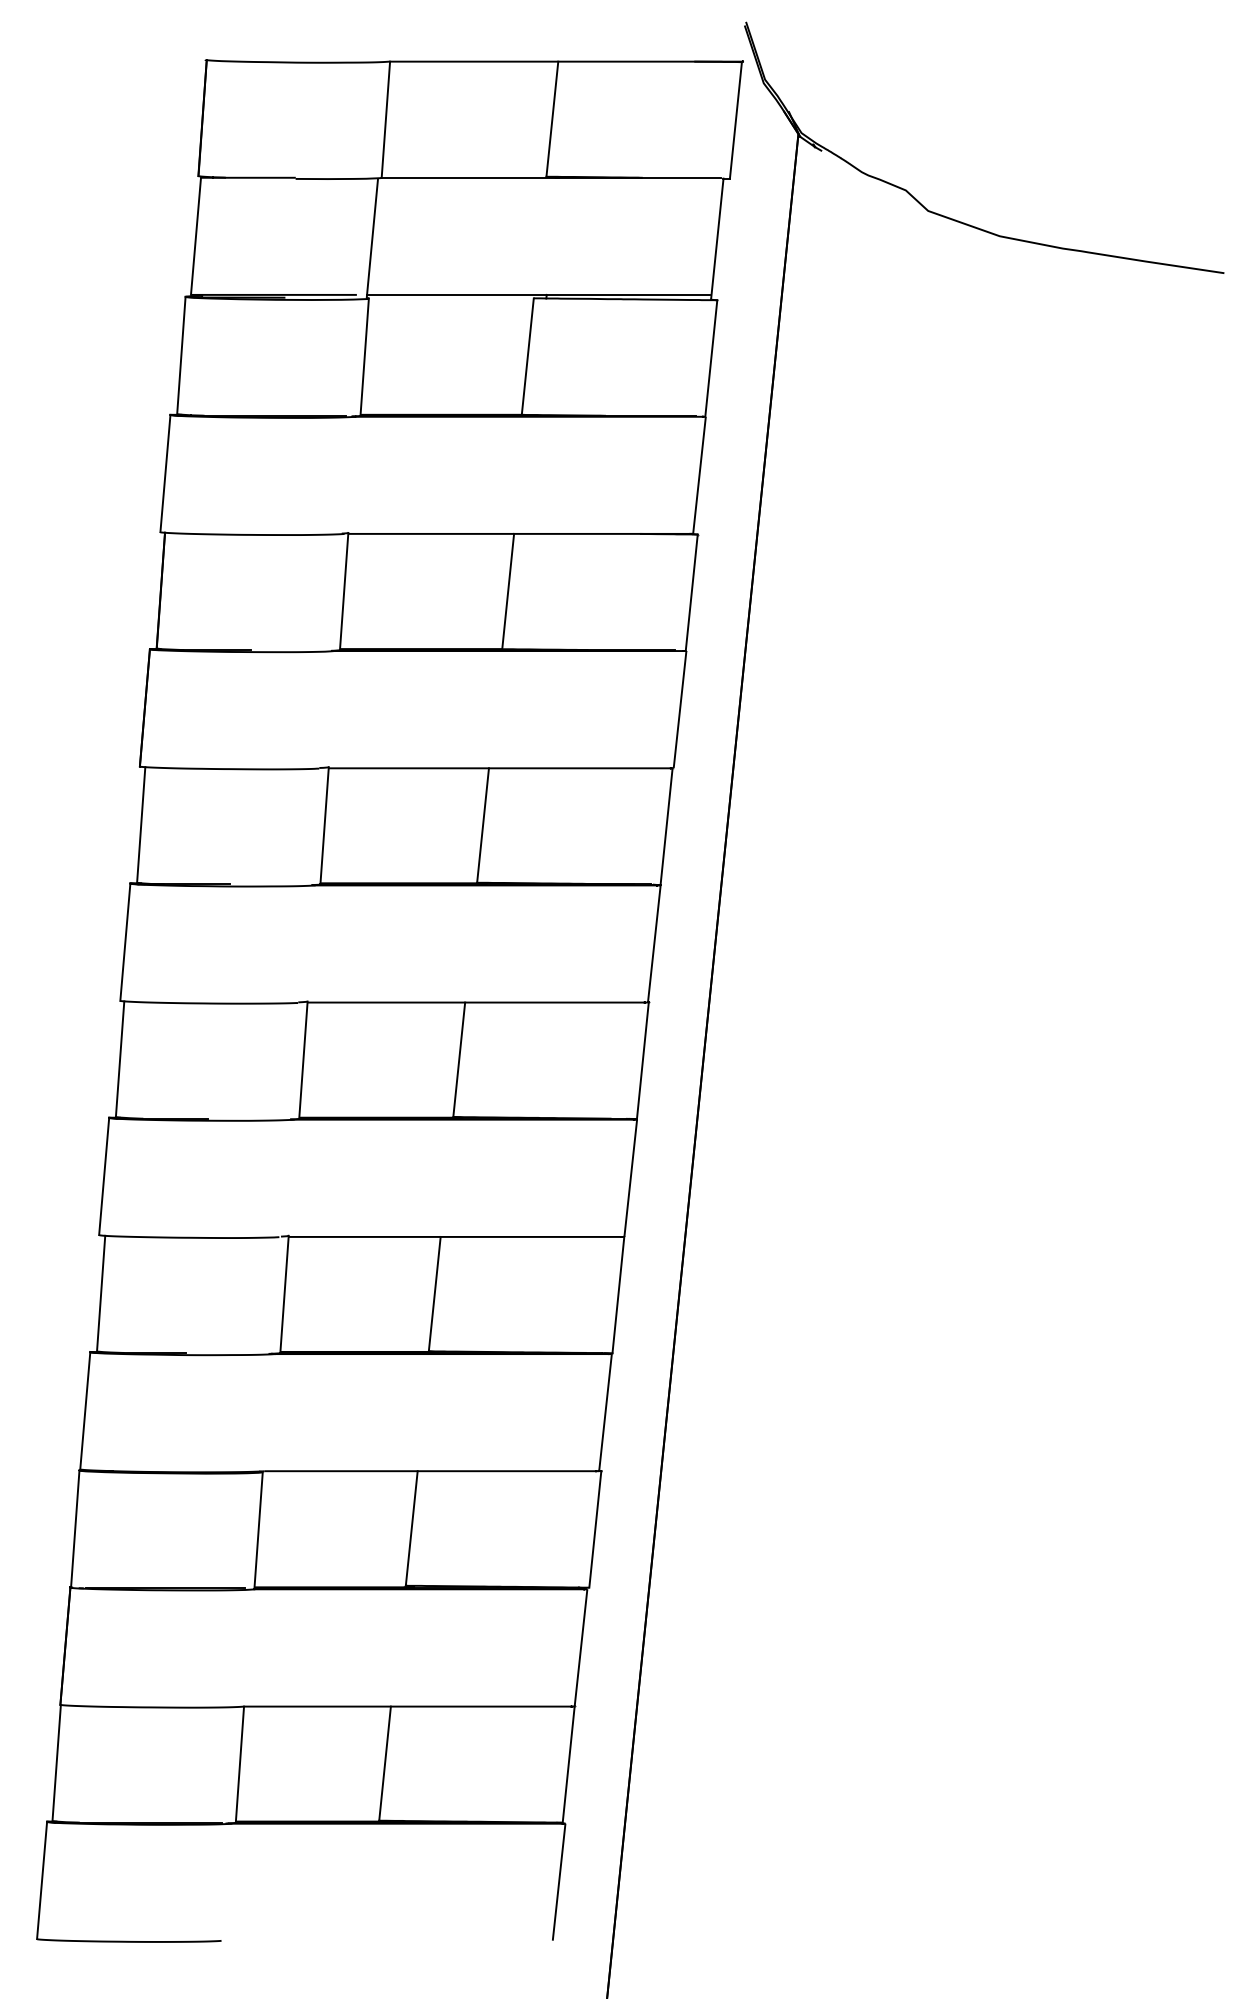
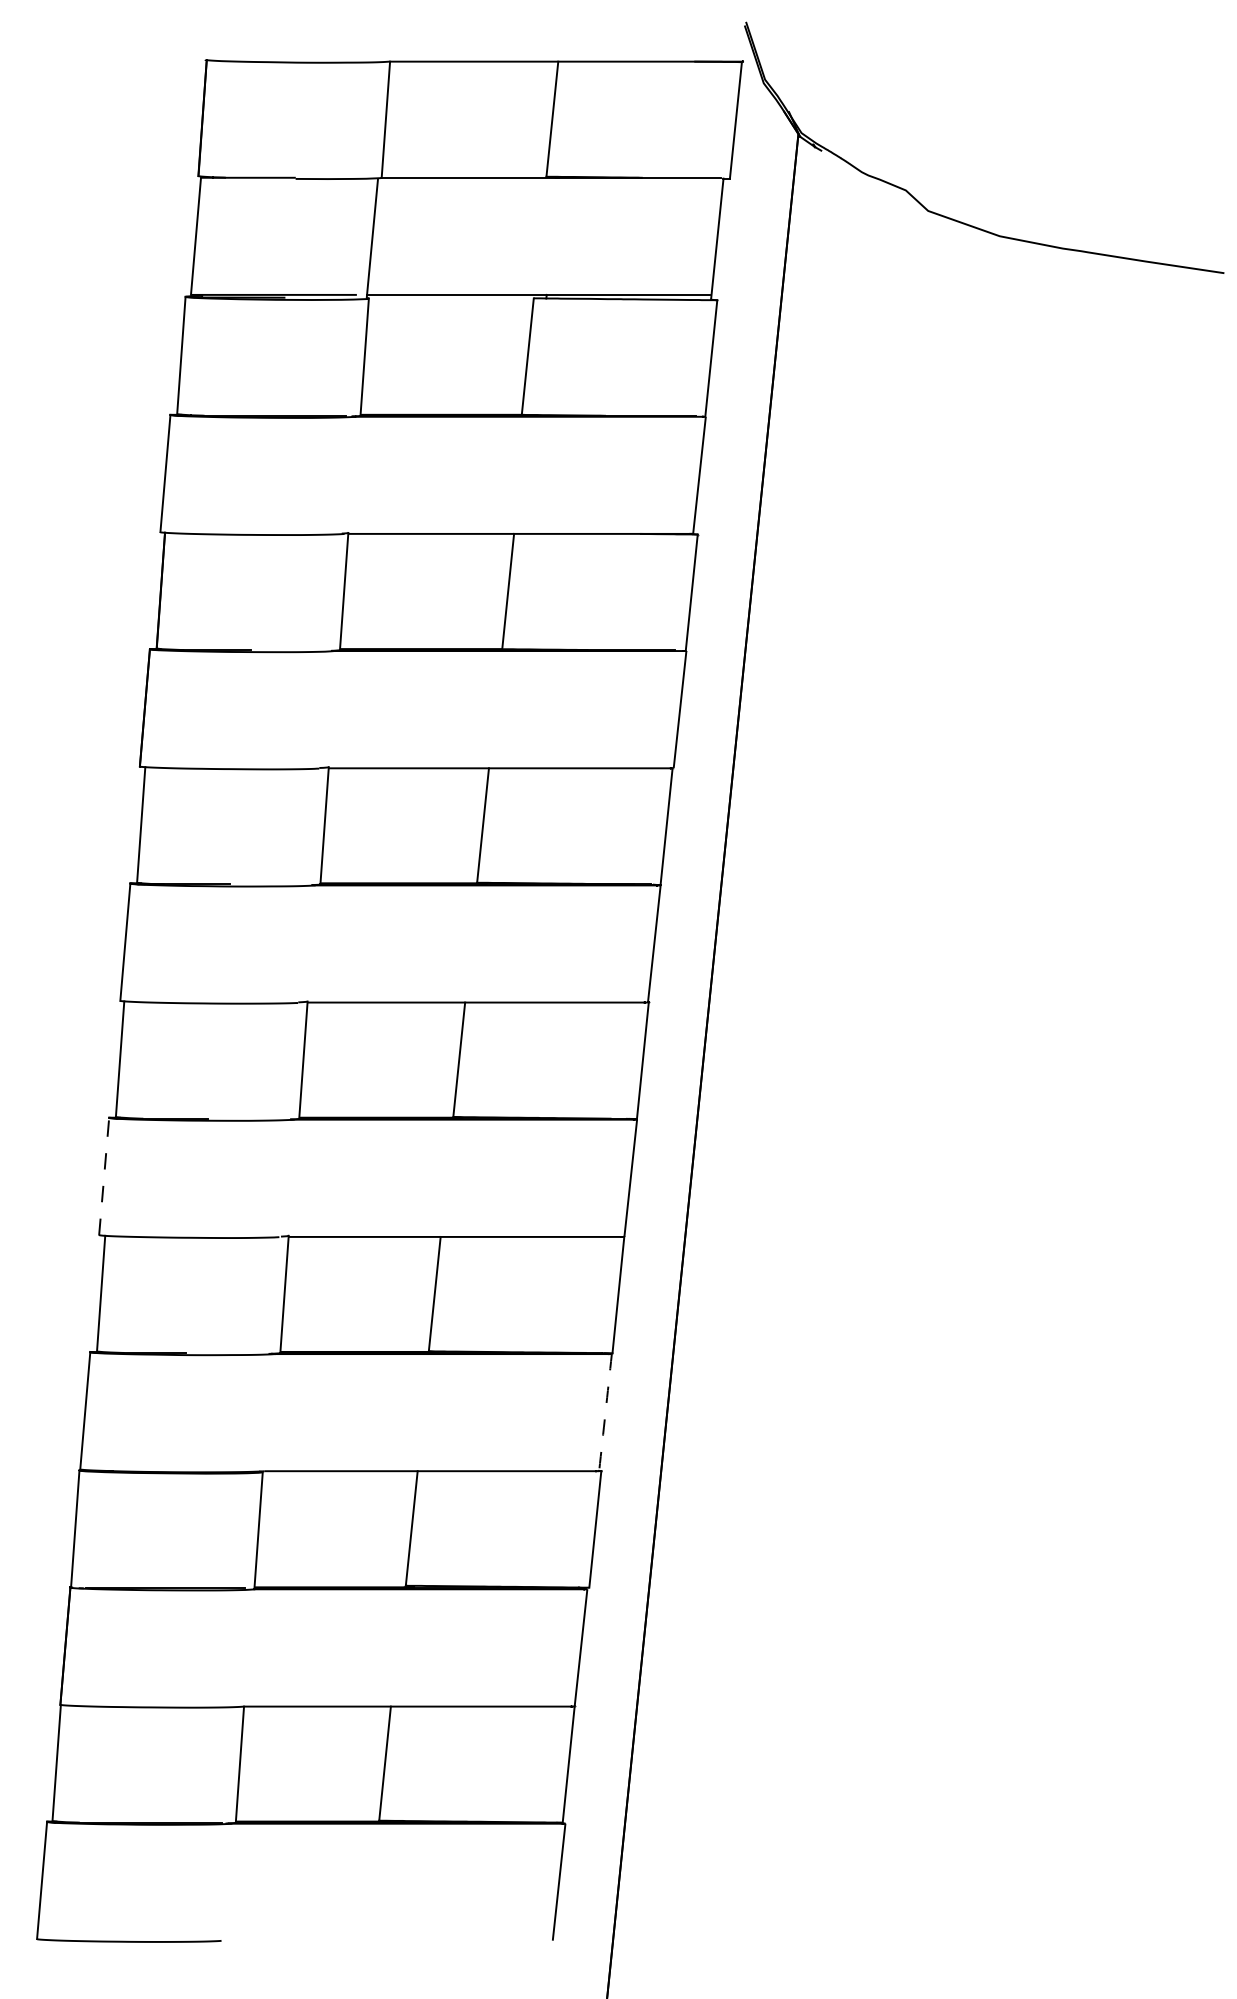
line: solid -> dashed (104, 1176)
arc: solid -> dashed (605, 1412)
